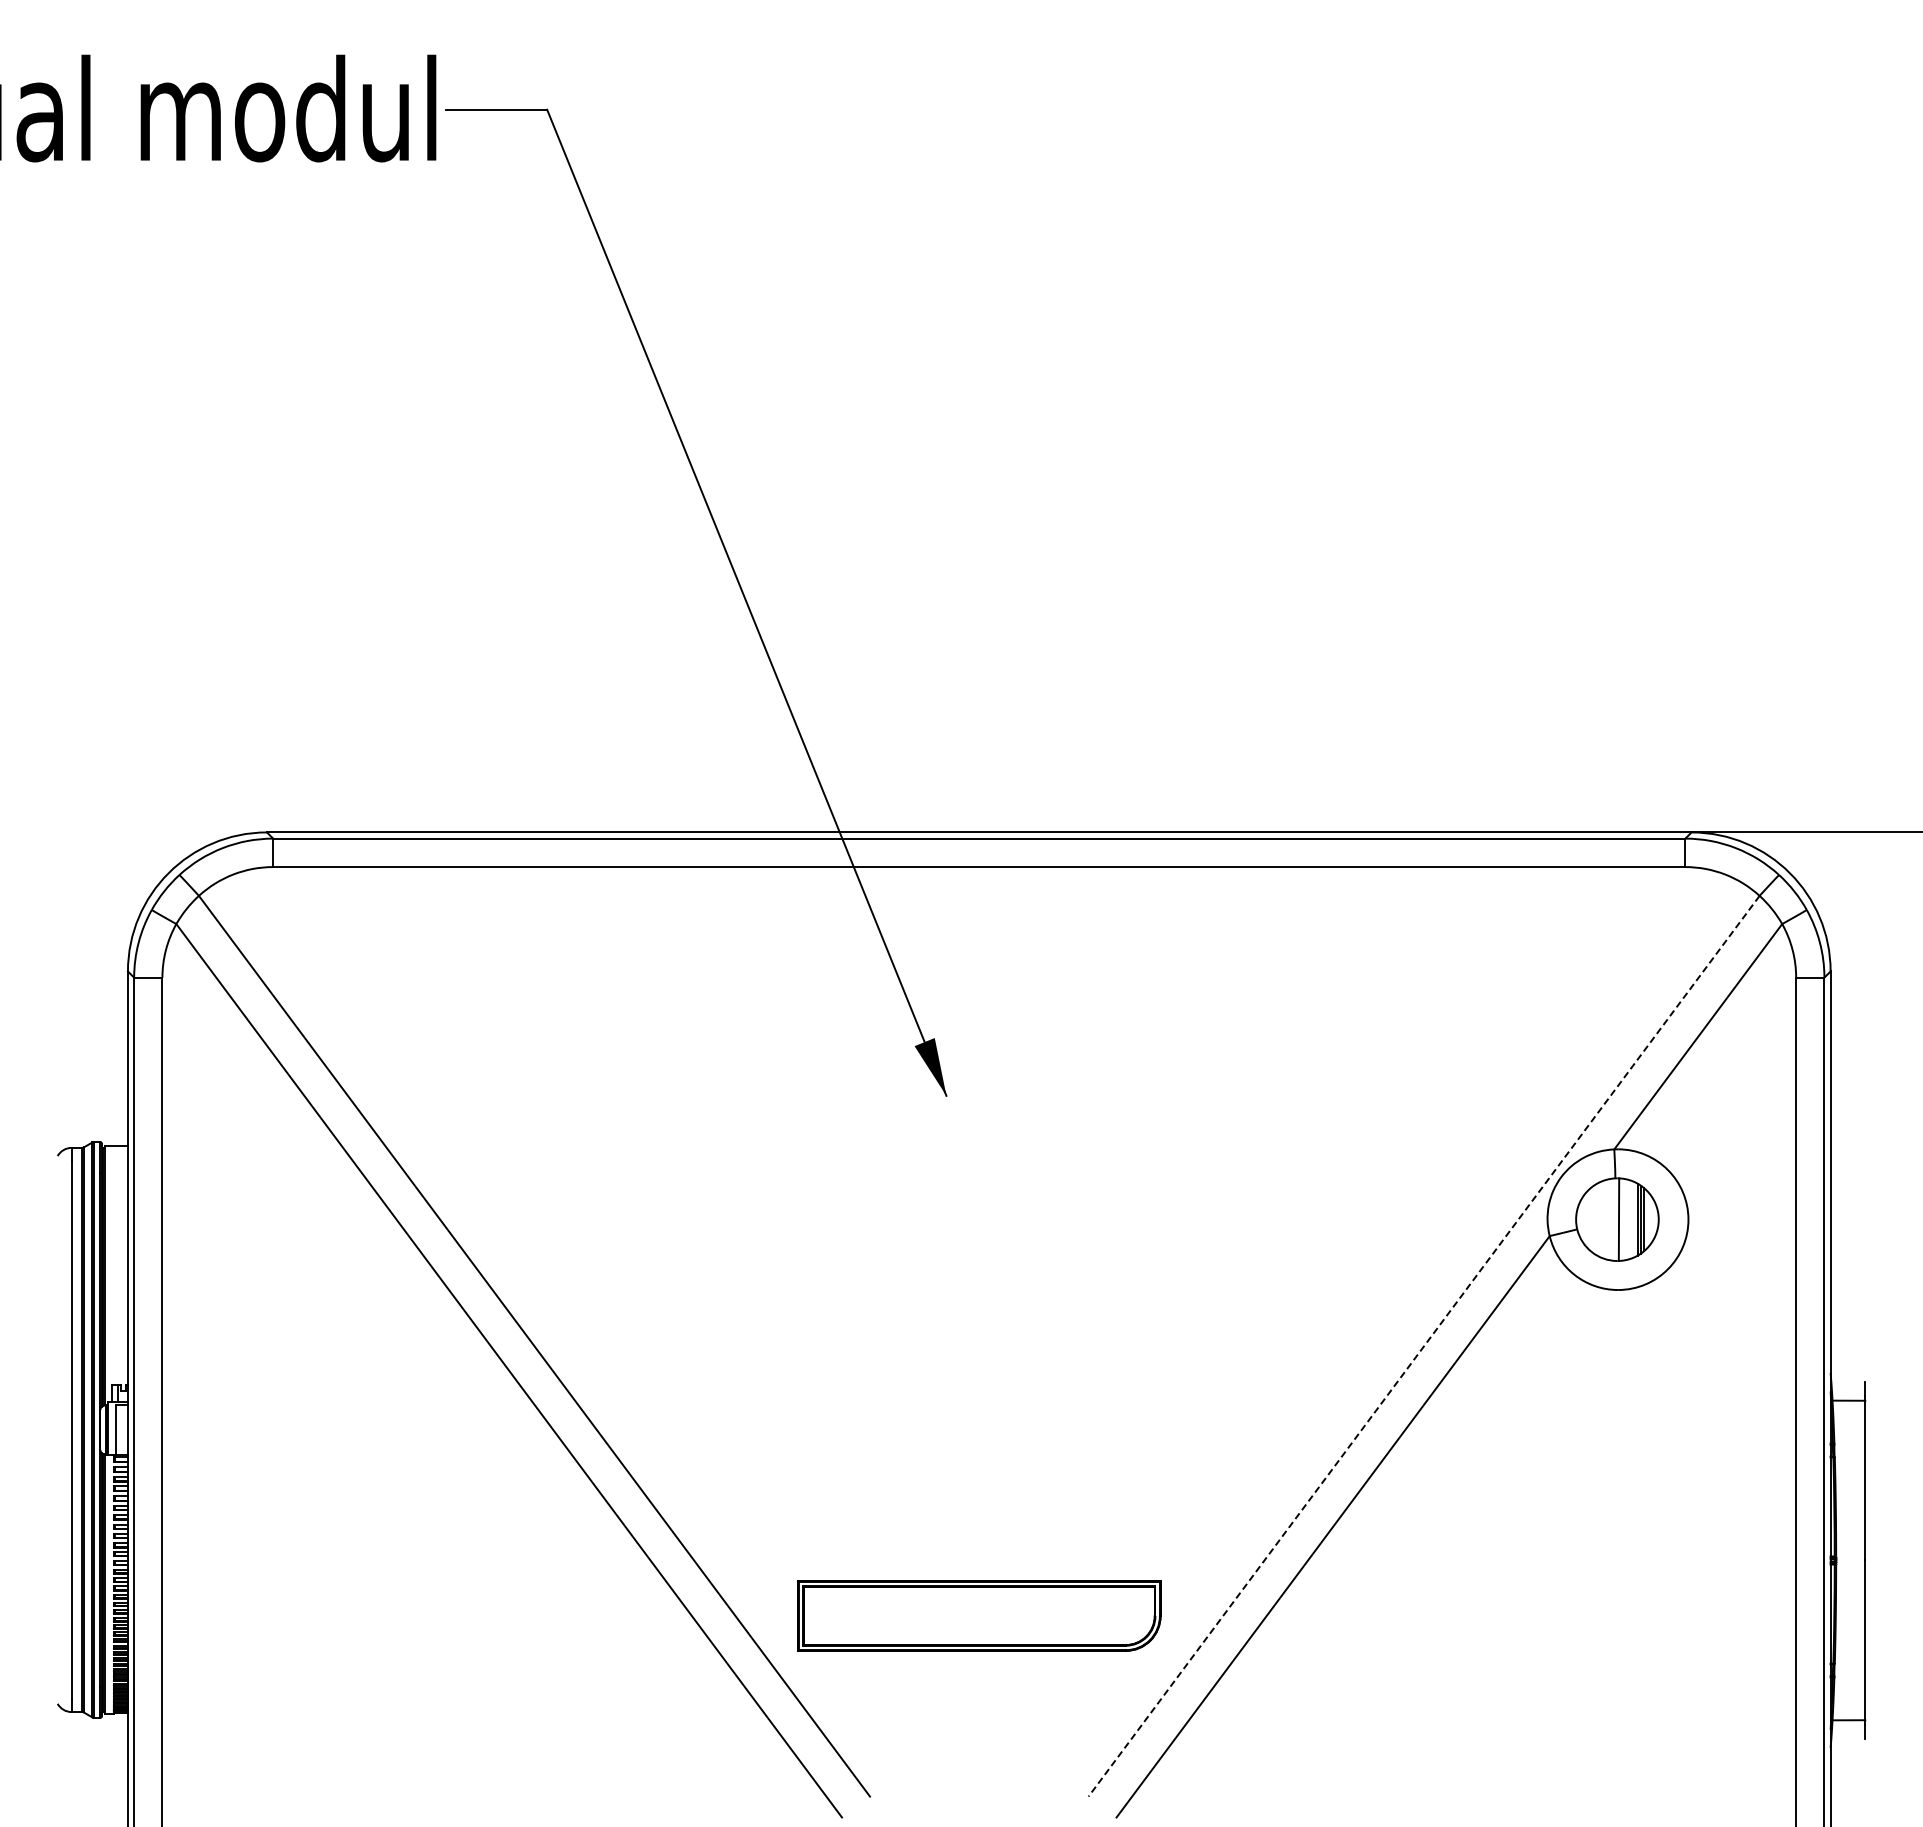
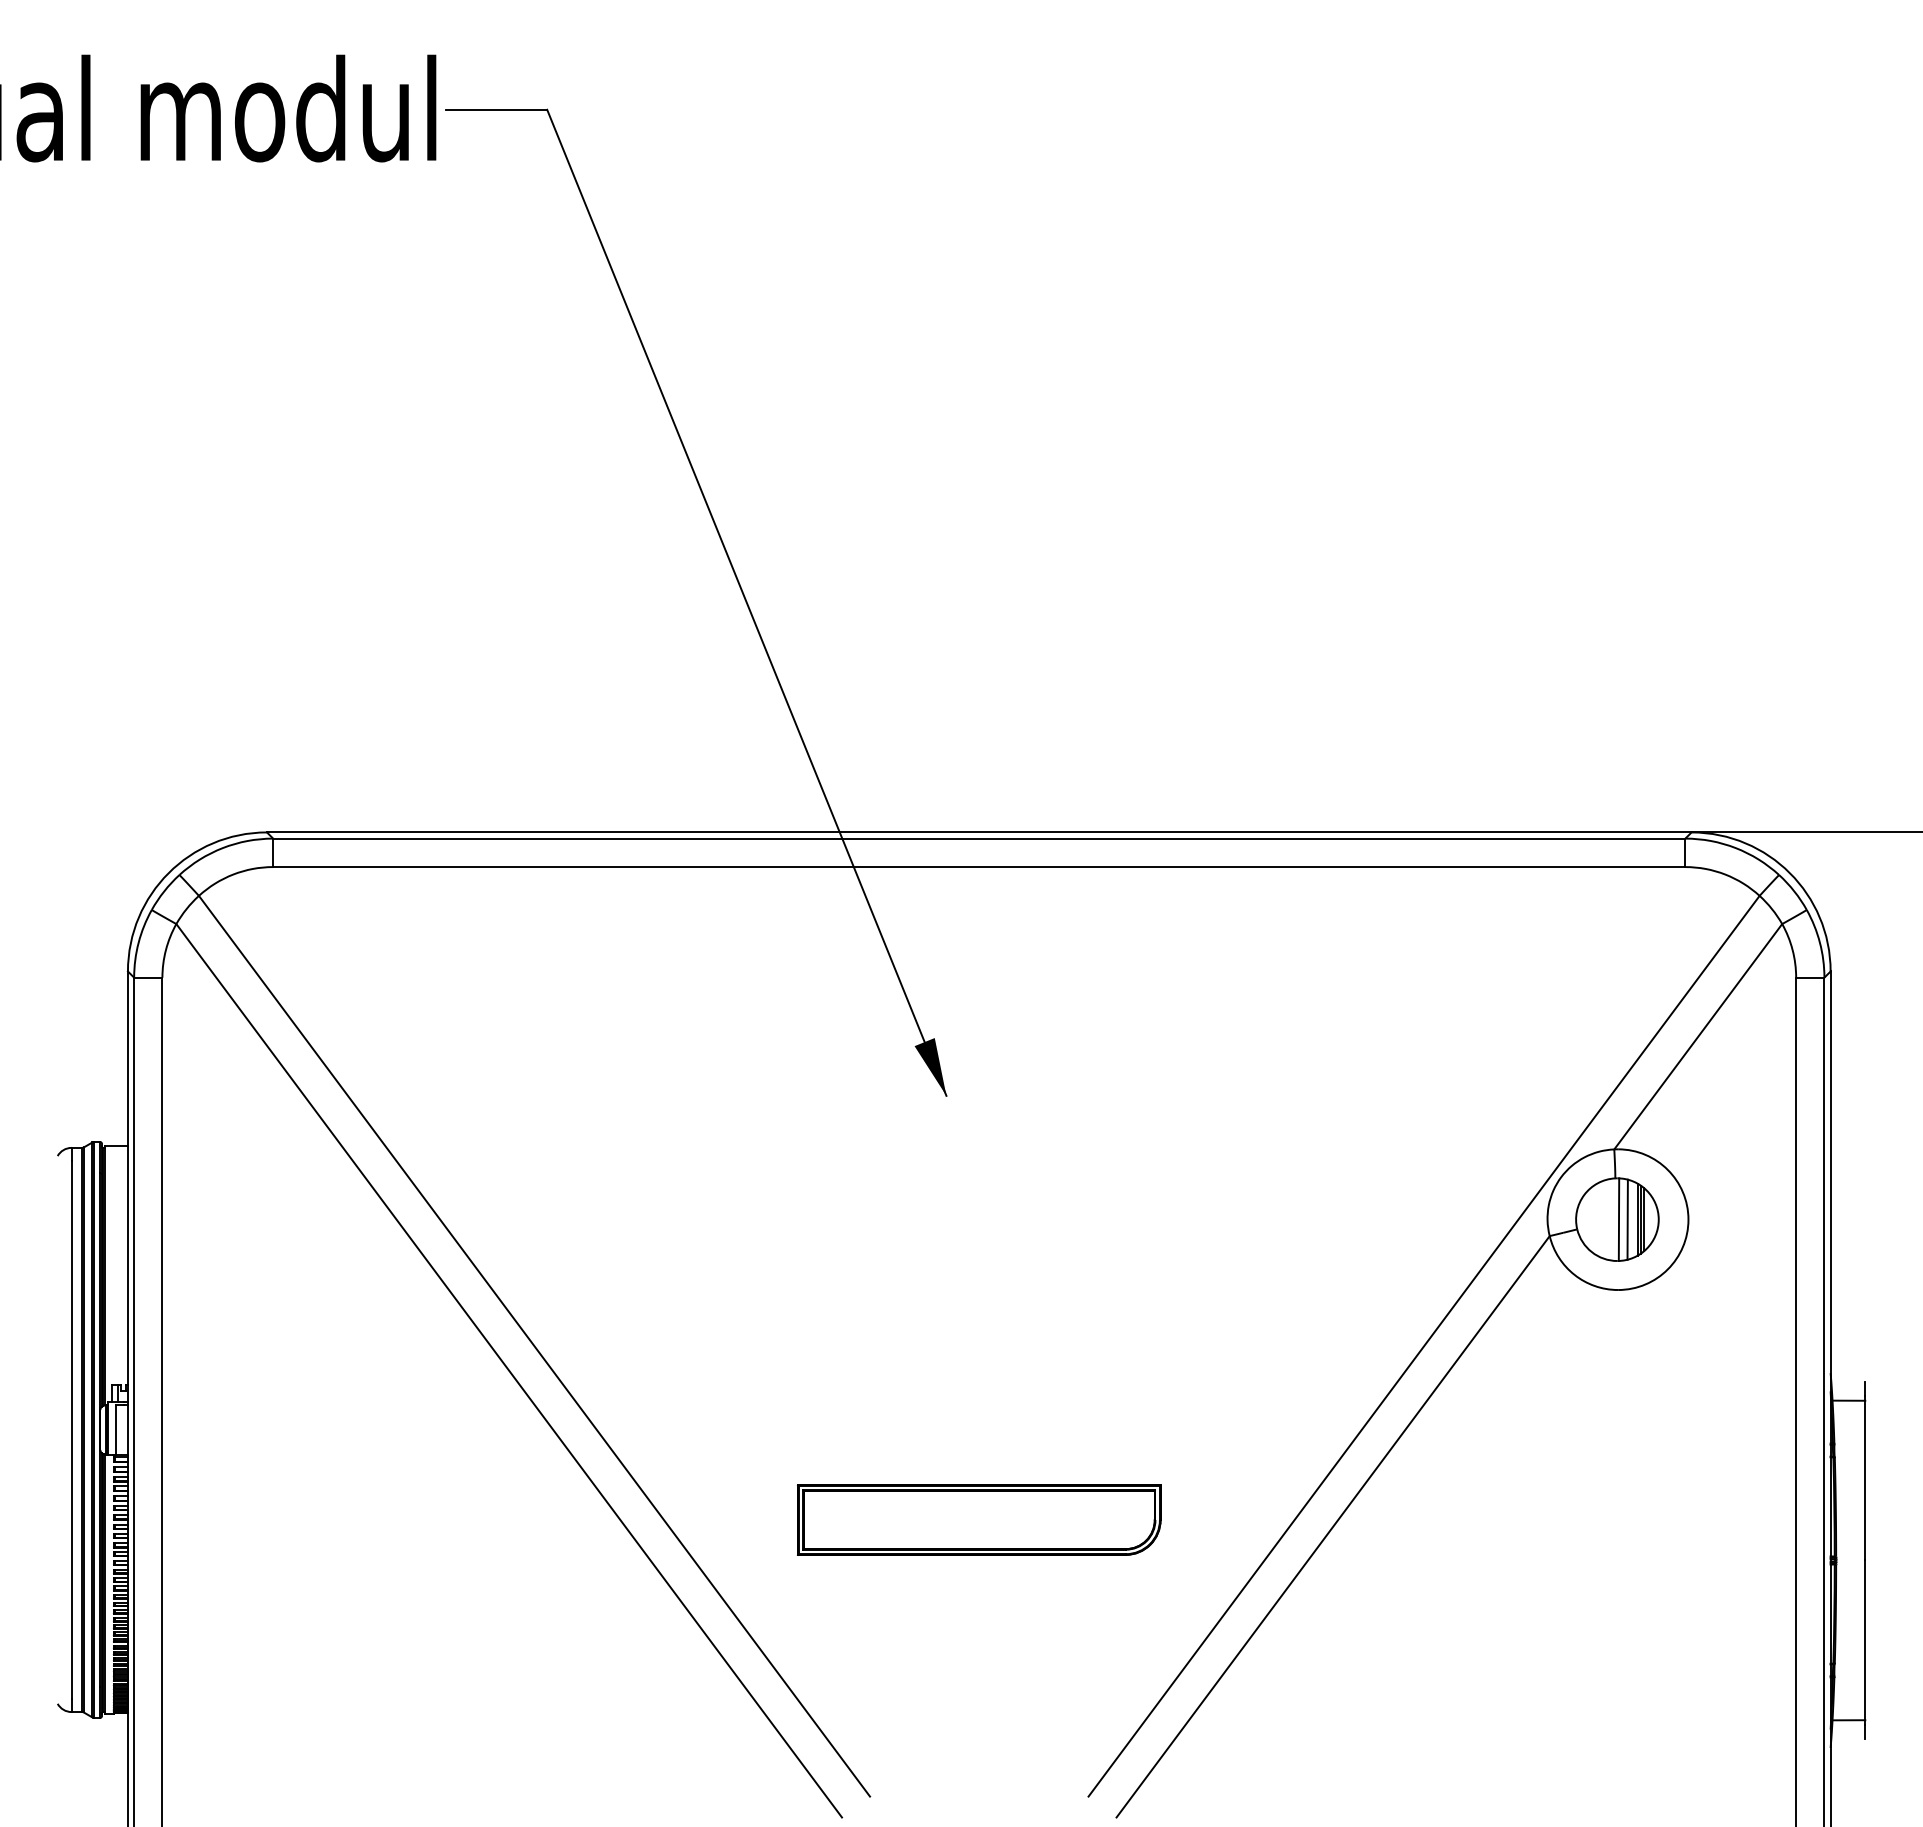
line: none -> present (1627, 1219)
line: dashed -> solid (1424, 1346)
part position: (979, 1615) -> (979, 1519) (979, 1519)
